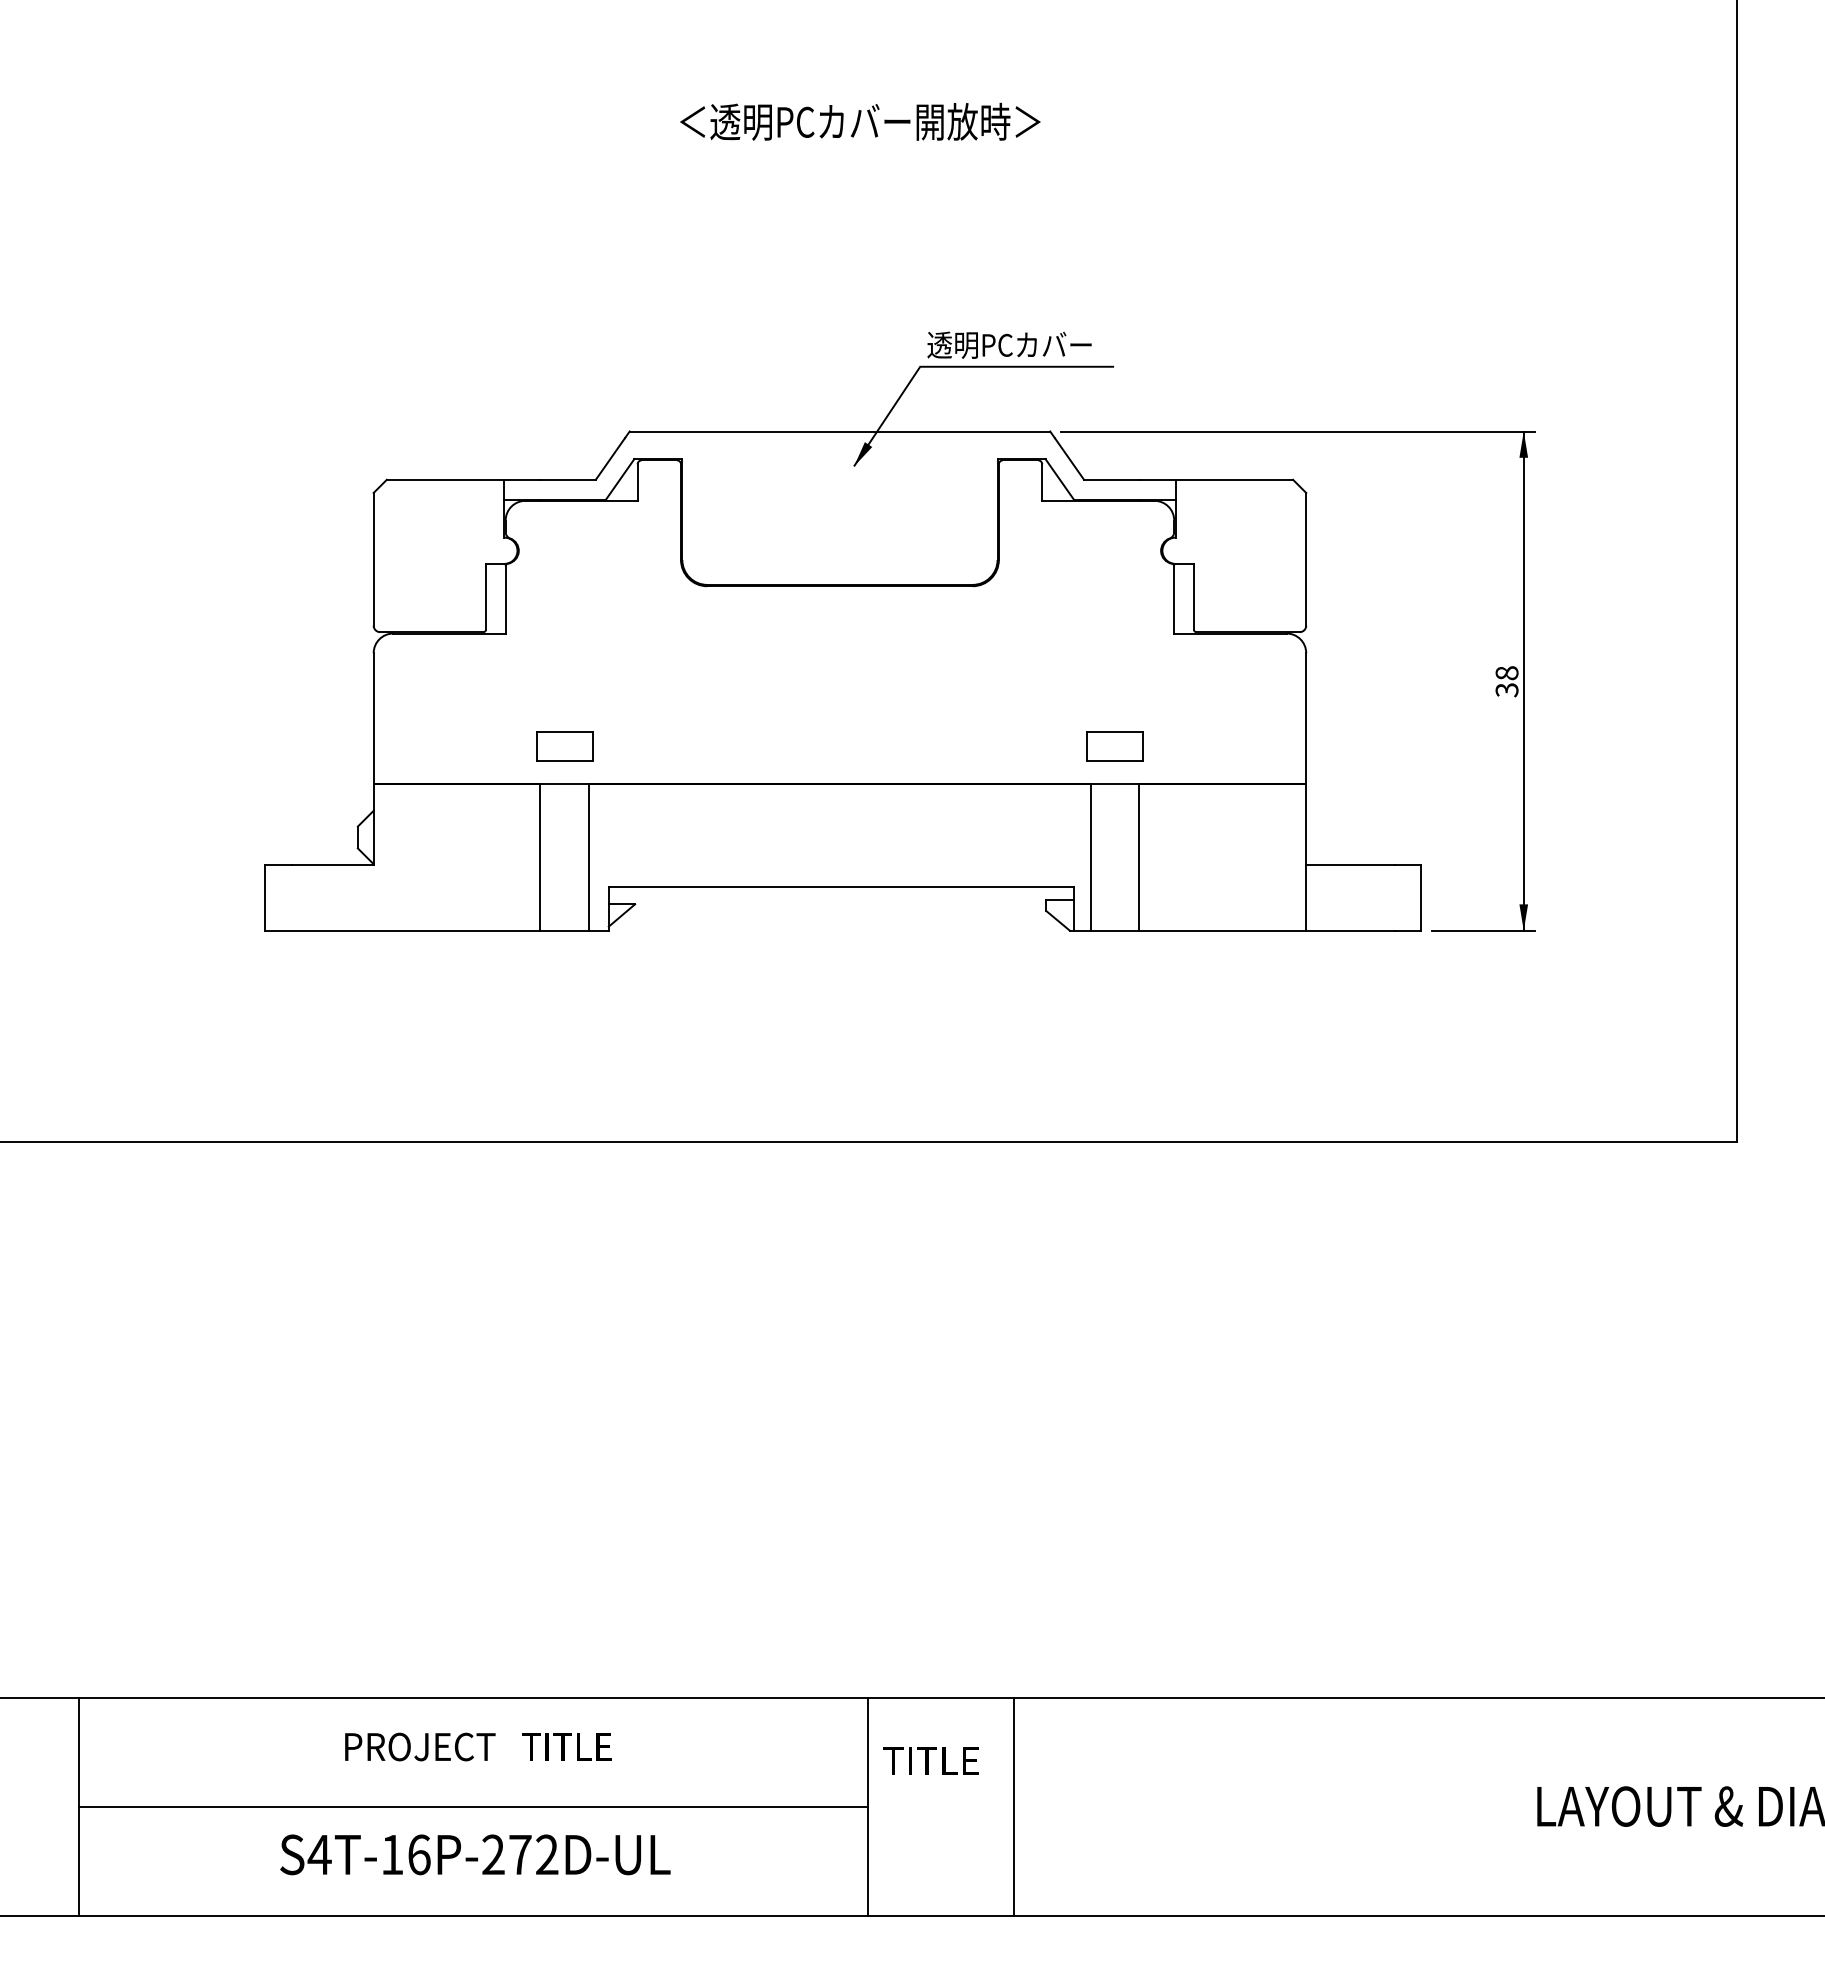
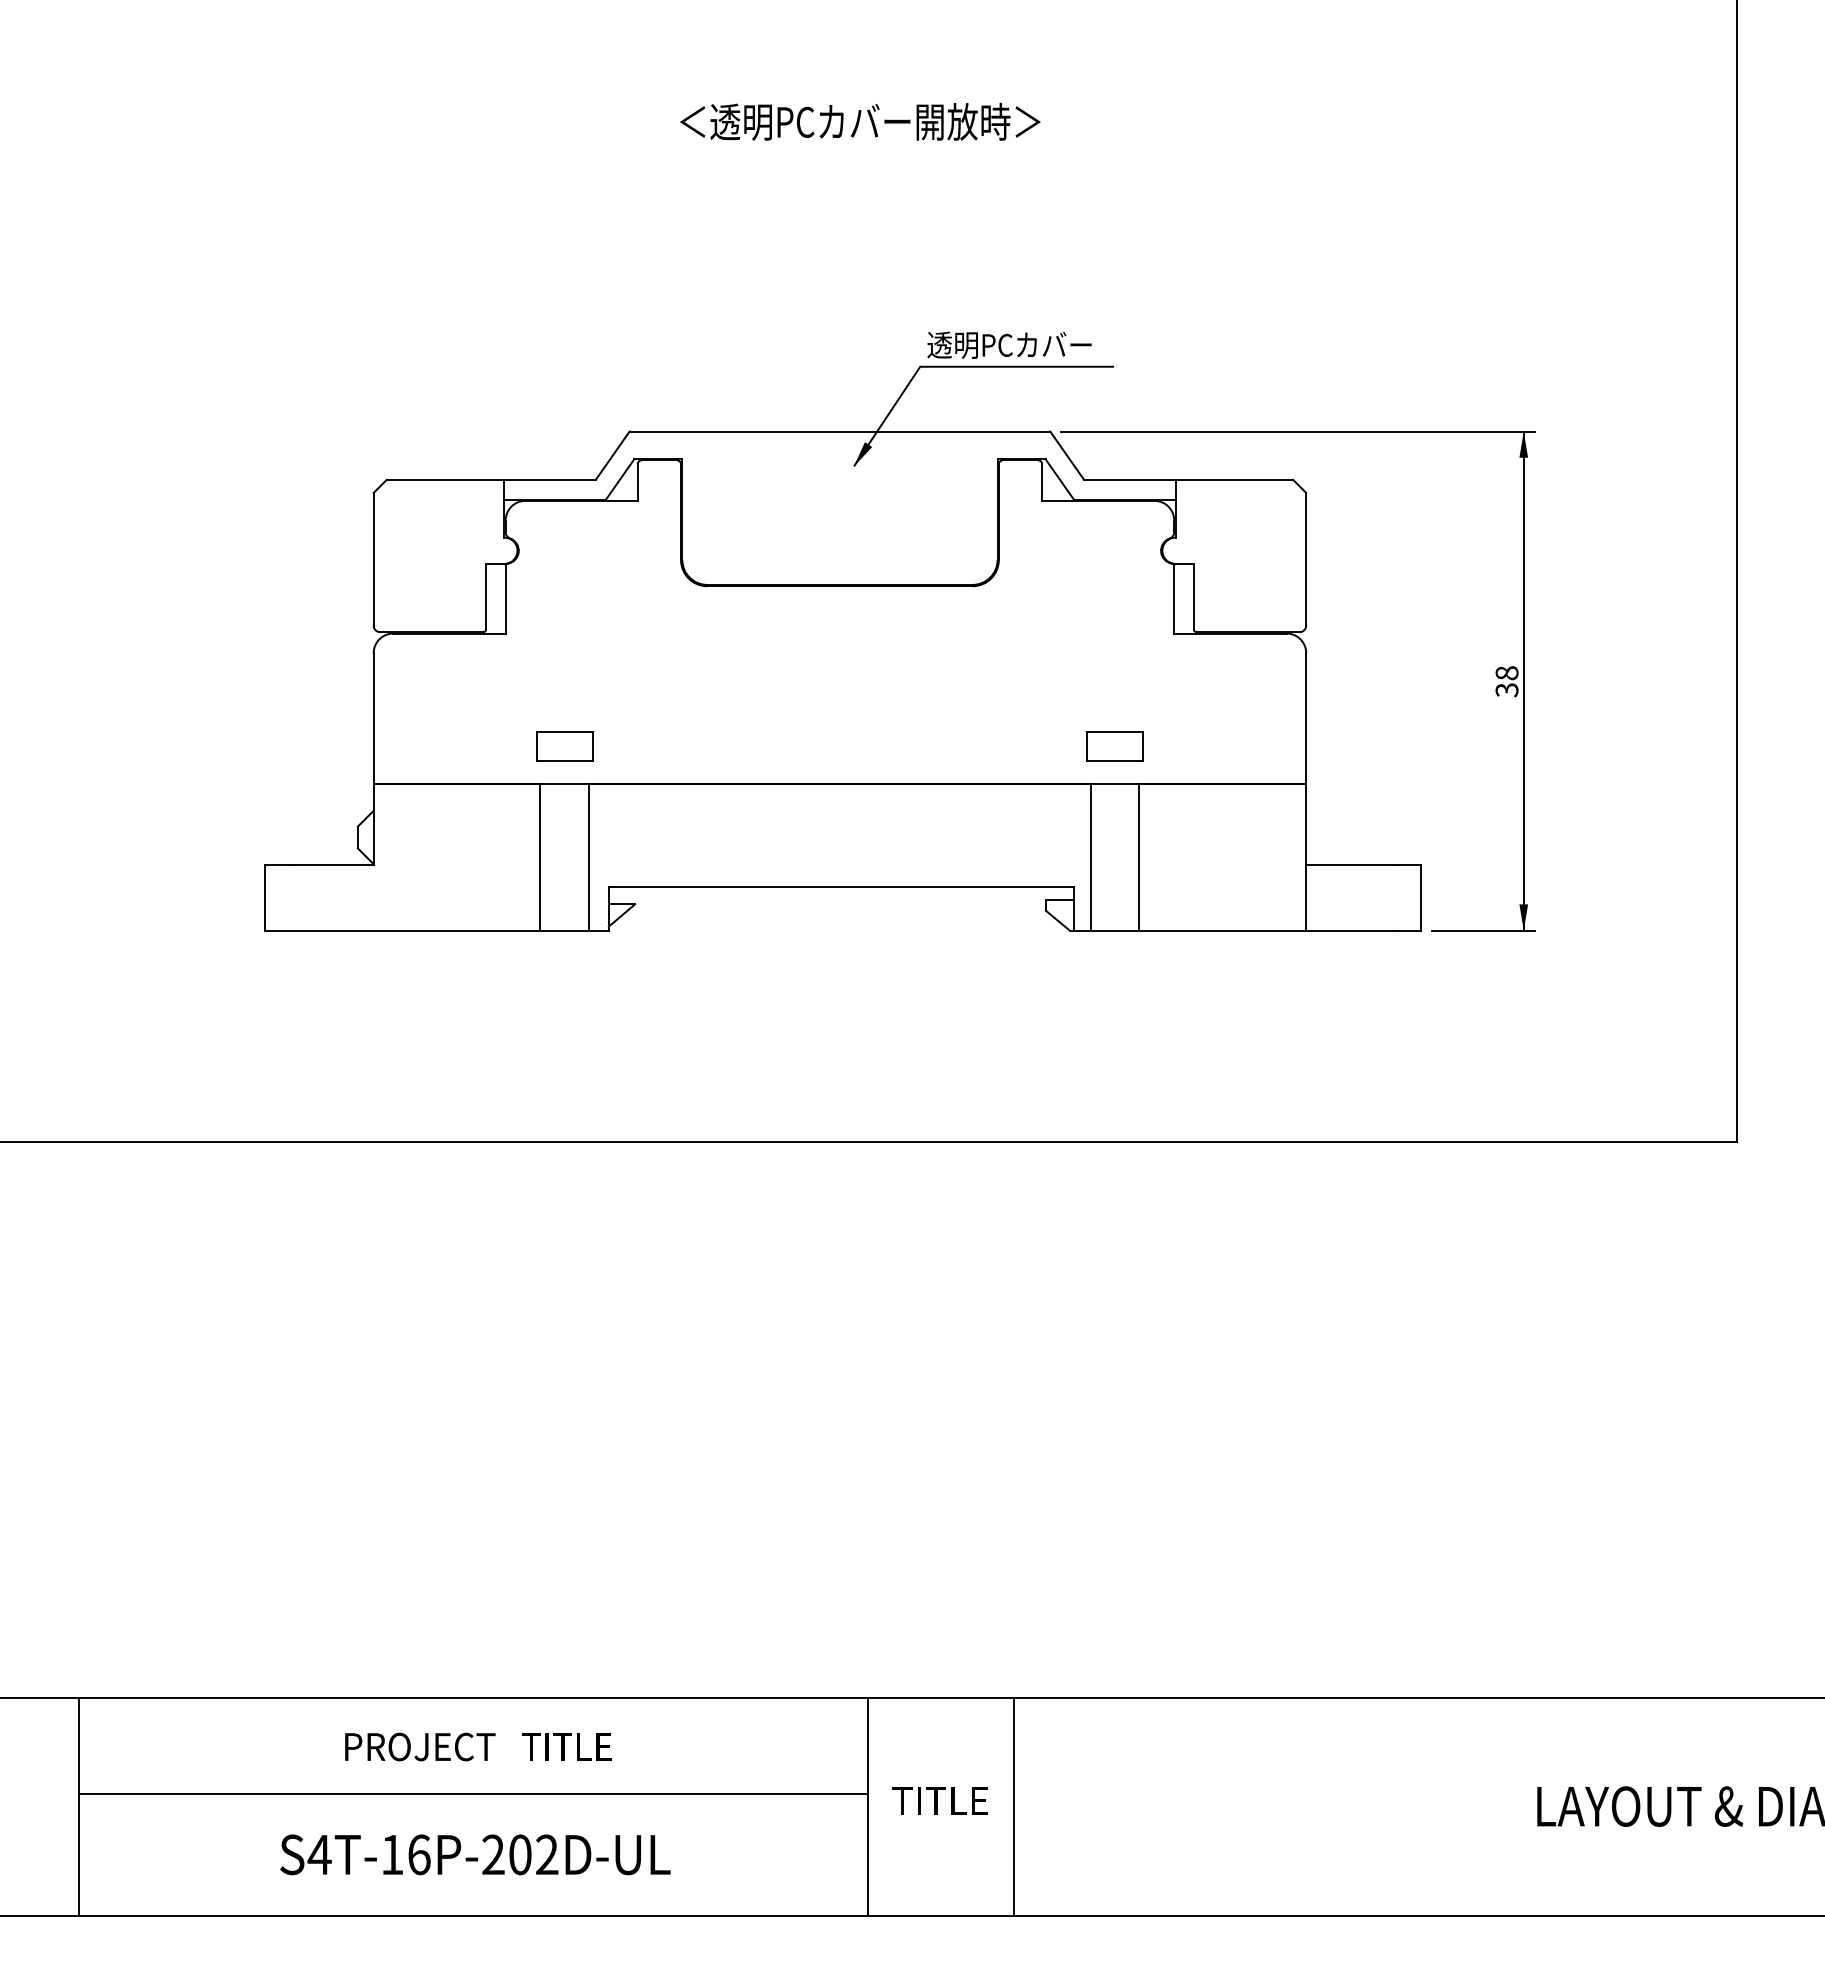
text position: (930, 1760) -> (939, 1800) (939, 1800)
line position: (473, 1807) -> (473, 1794) (473, 1794)
text: S4T-16P-272D-UL -> S4T-16P-202D-UL (520, 1854)
